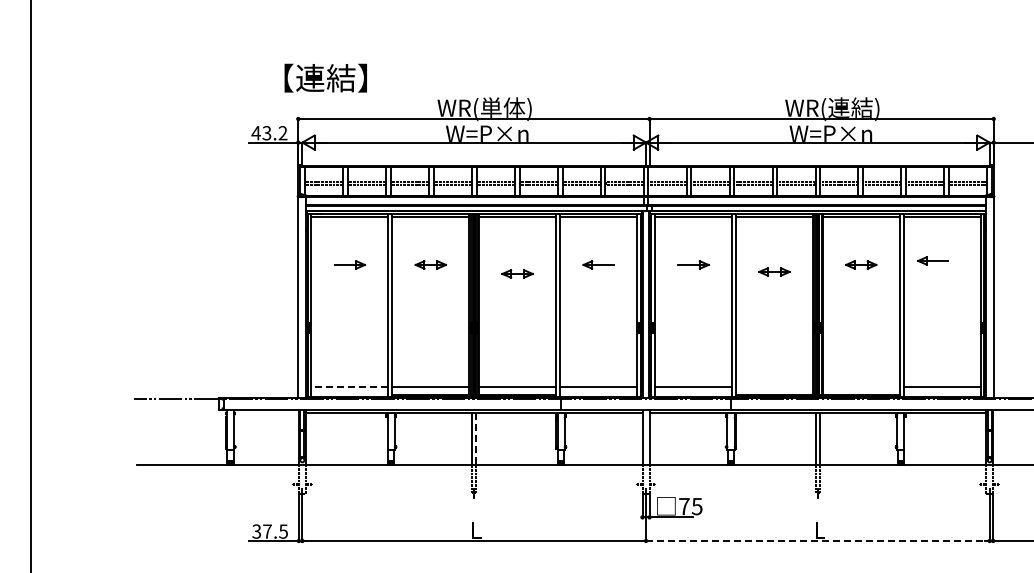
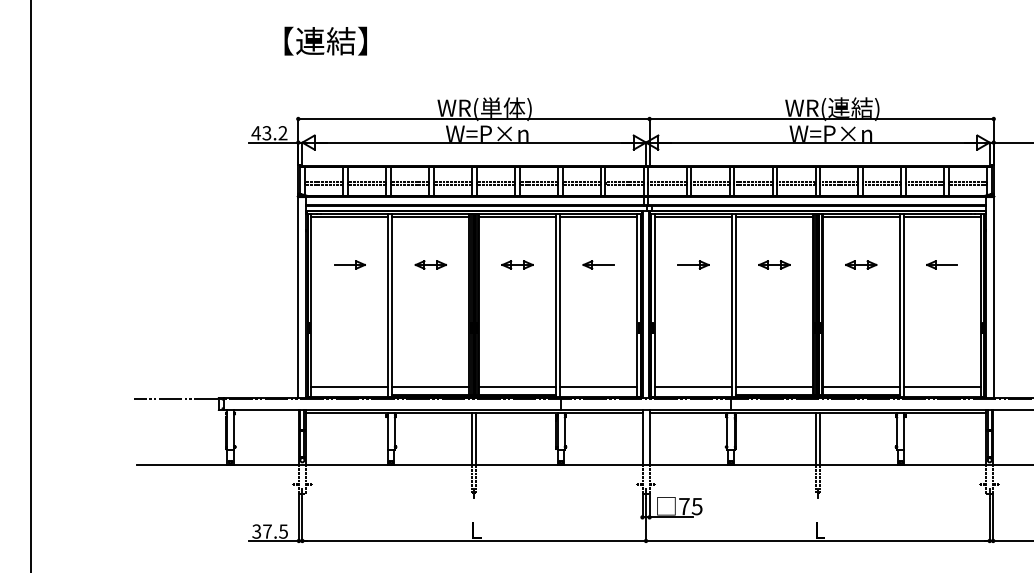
text position: (325, 77) -> (325, 40) (325, 40)
part position: (932, 260) -> (941, 264) (941, 264)
part position: (774, 271) -> (774, 264) (774, 264)
part position: (517, 273) -> (517, 264) (517, 264)
line: dashed -> solid (349, 386)
line: none -> present (774, 386)
line: none -> present (860, 386)
line: dashed -> solid (476, 439)
line: dashed -> solid (817, 540)
